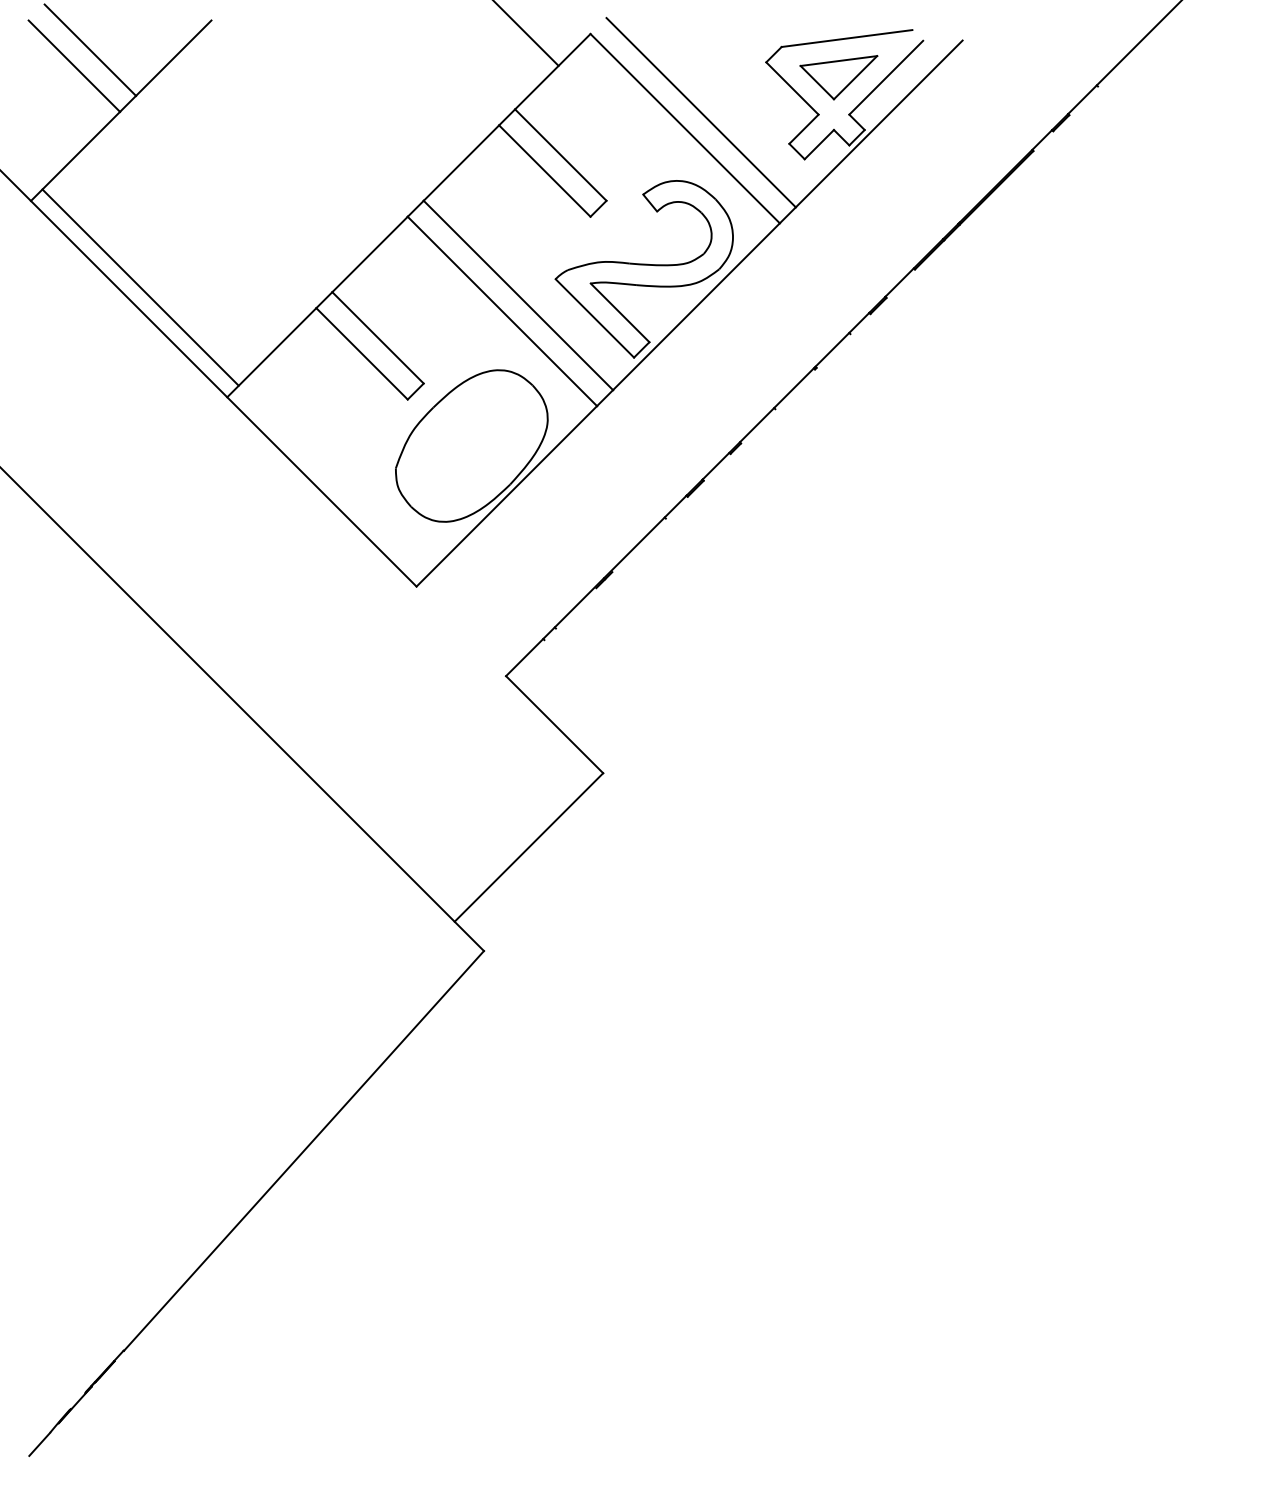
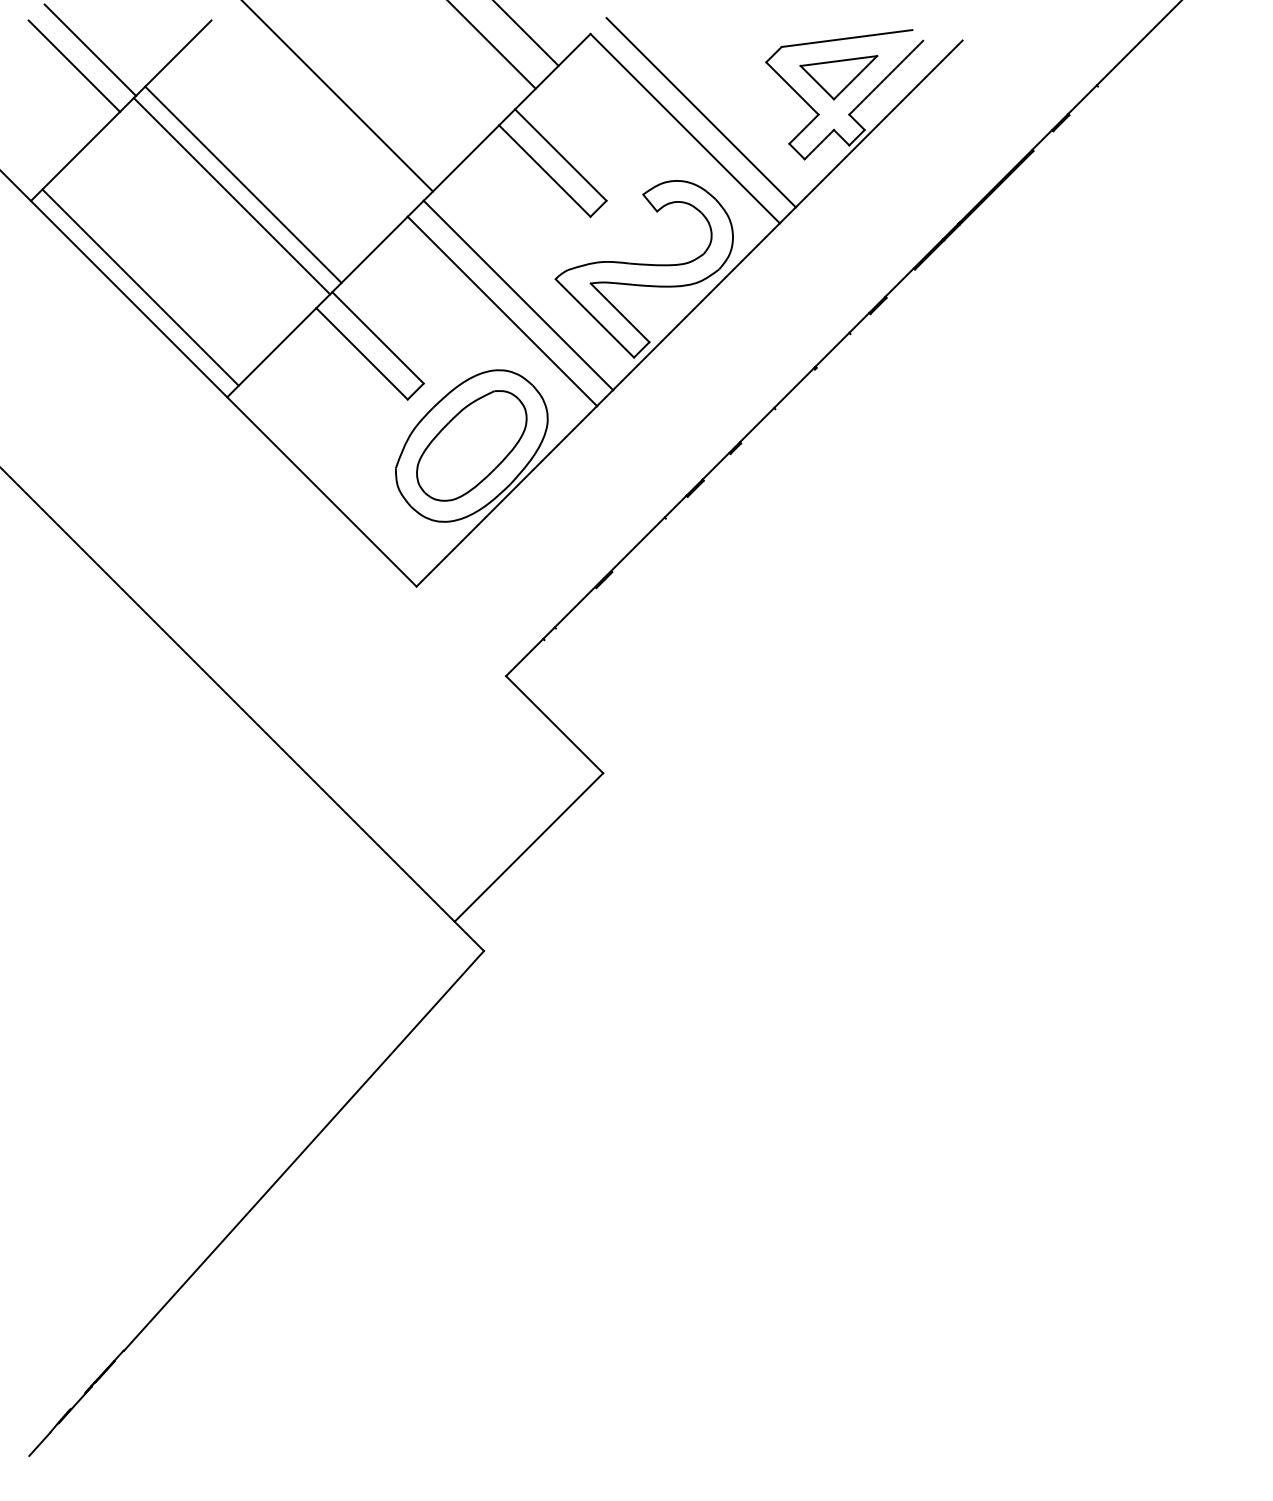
line: none -> present (492, 45)
line: none -> present (337, 96)
line: none -> present (243, 184)
line: none -> present (231, 196)
part: none -> present (471, 445)
